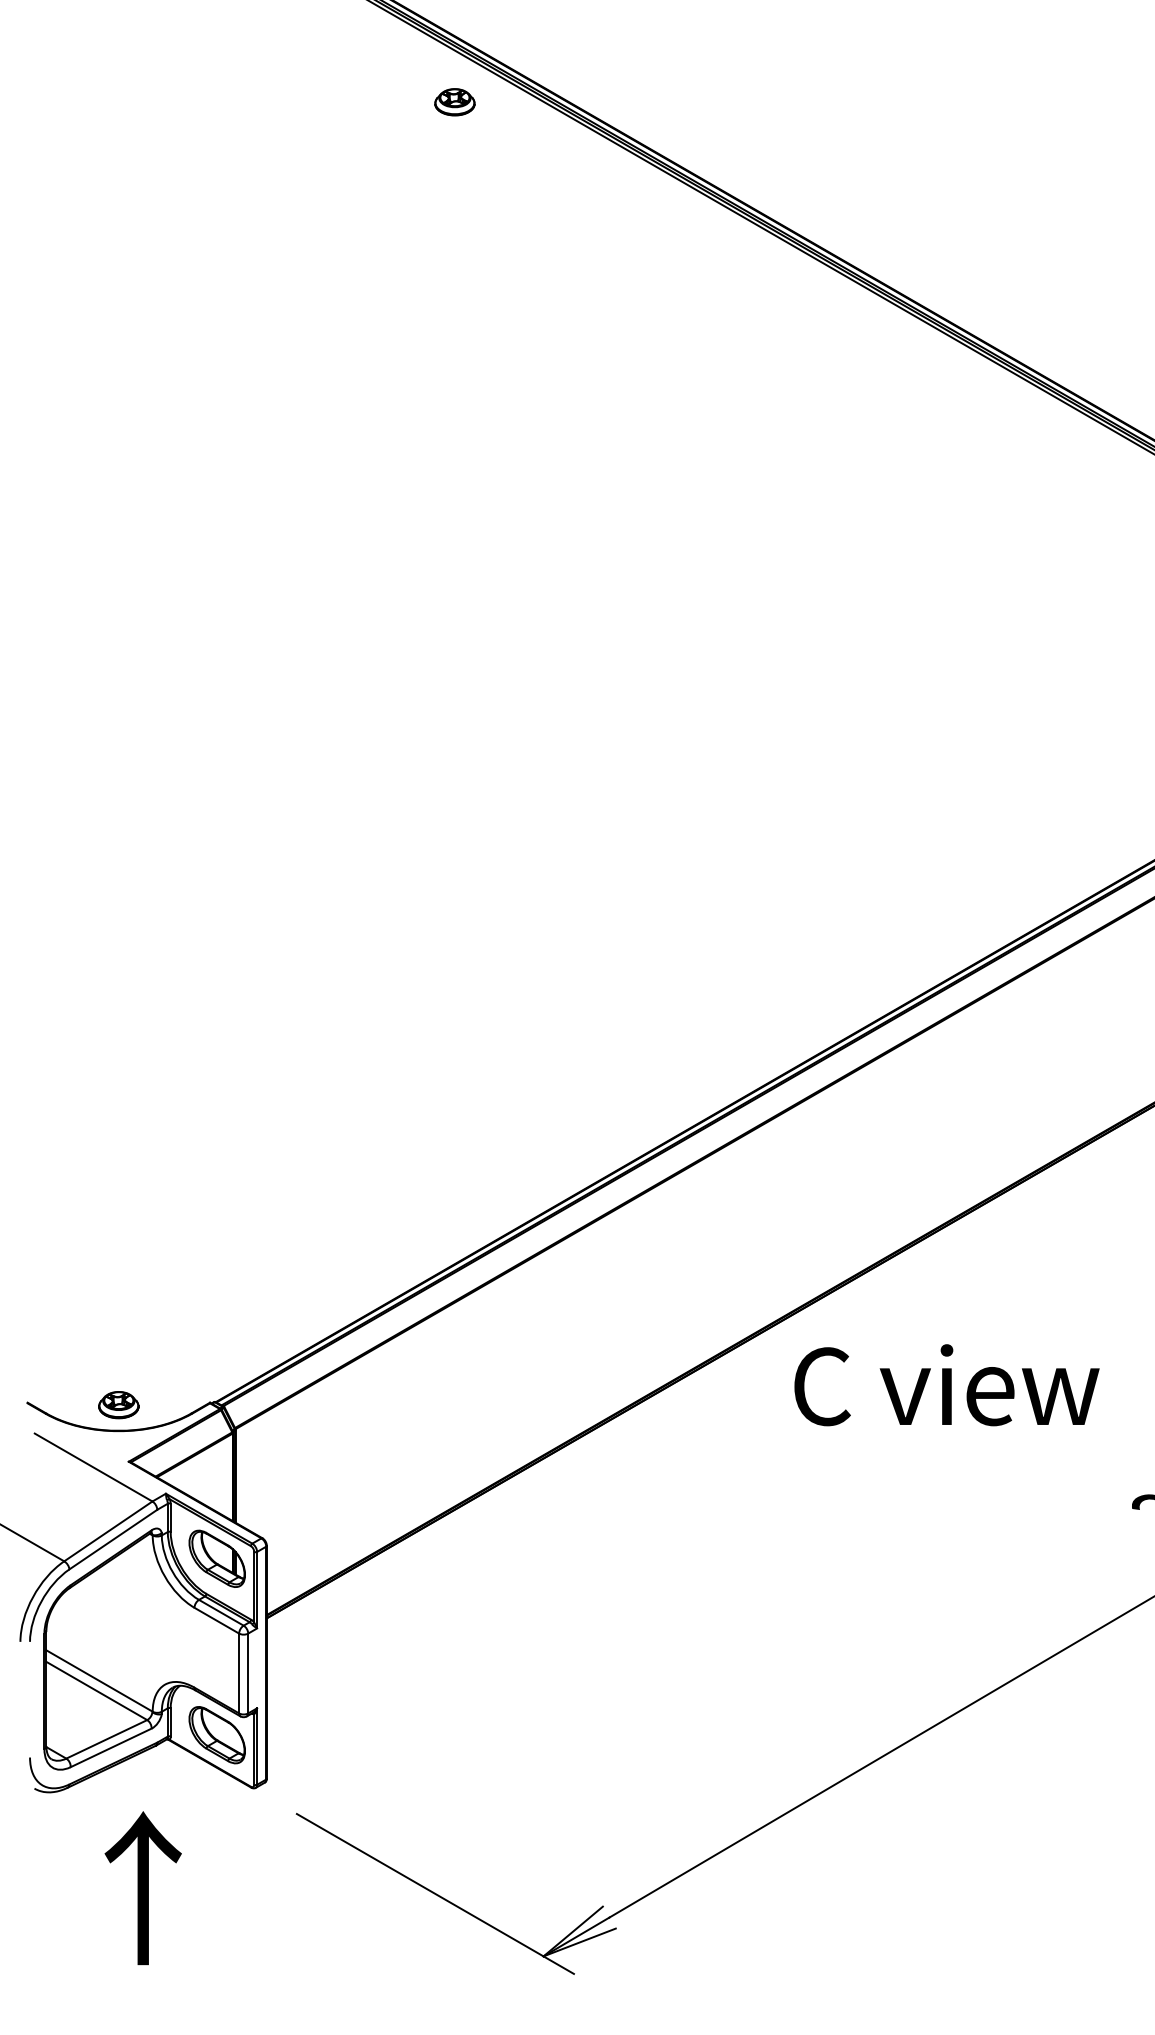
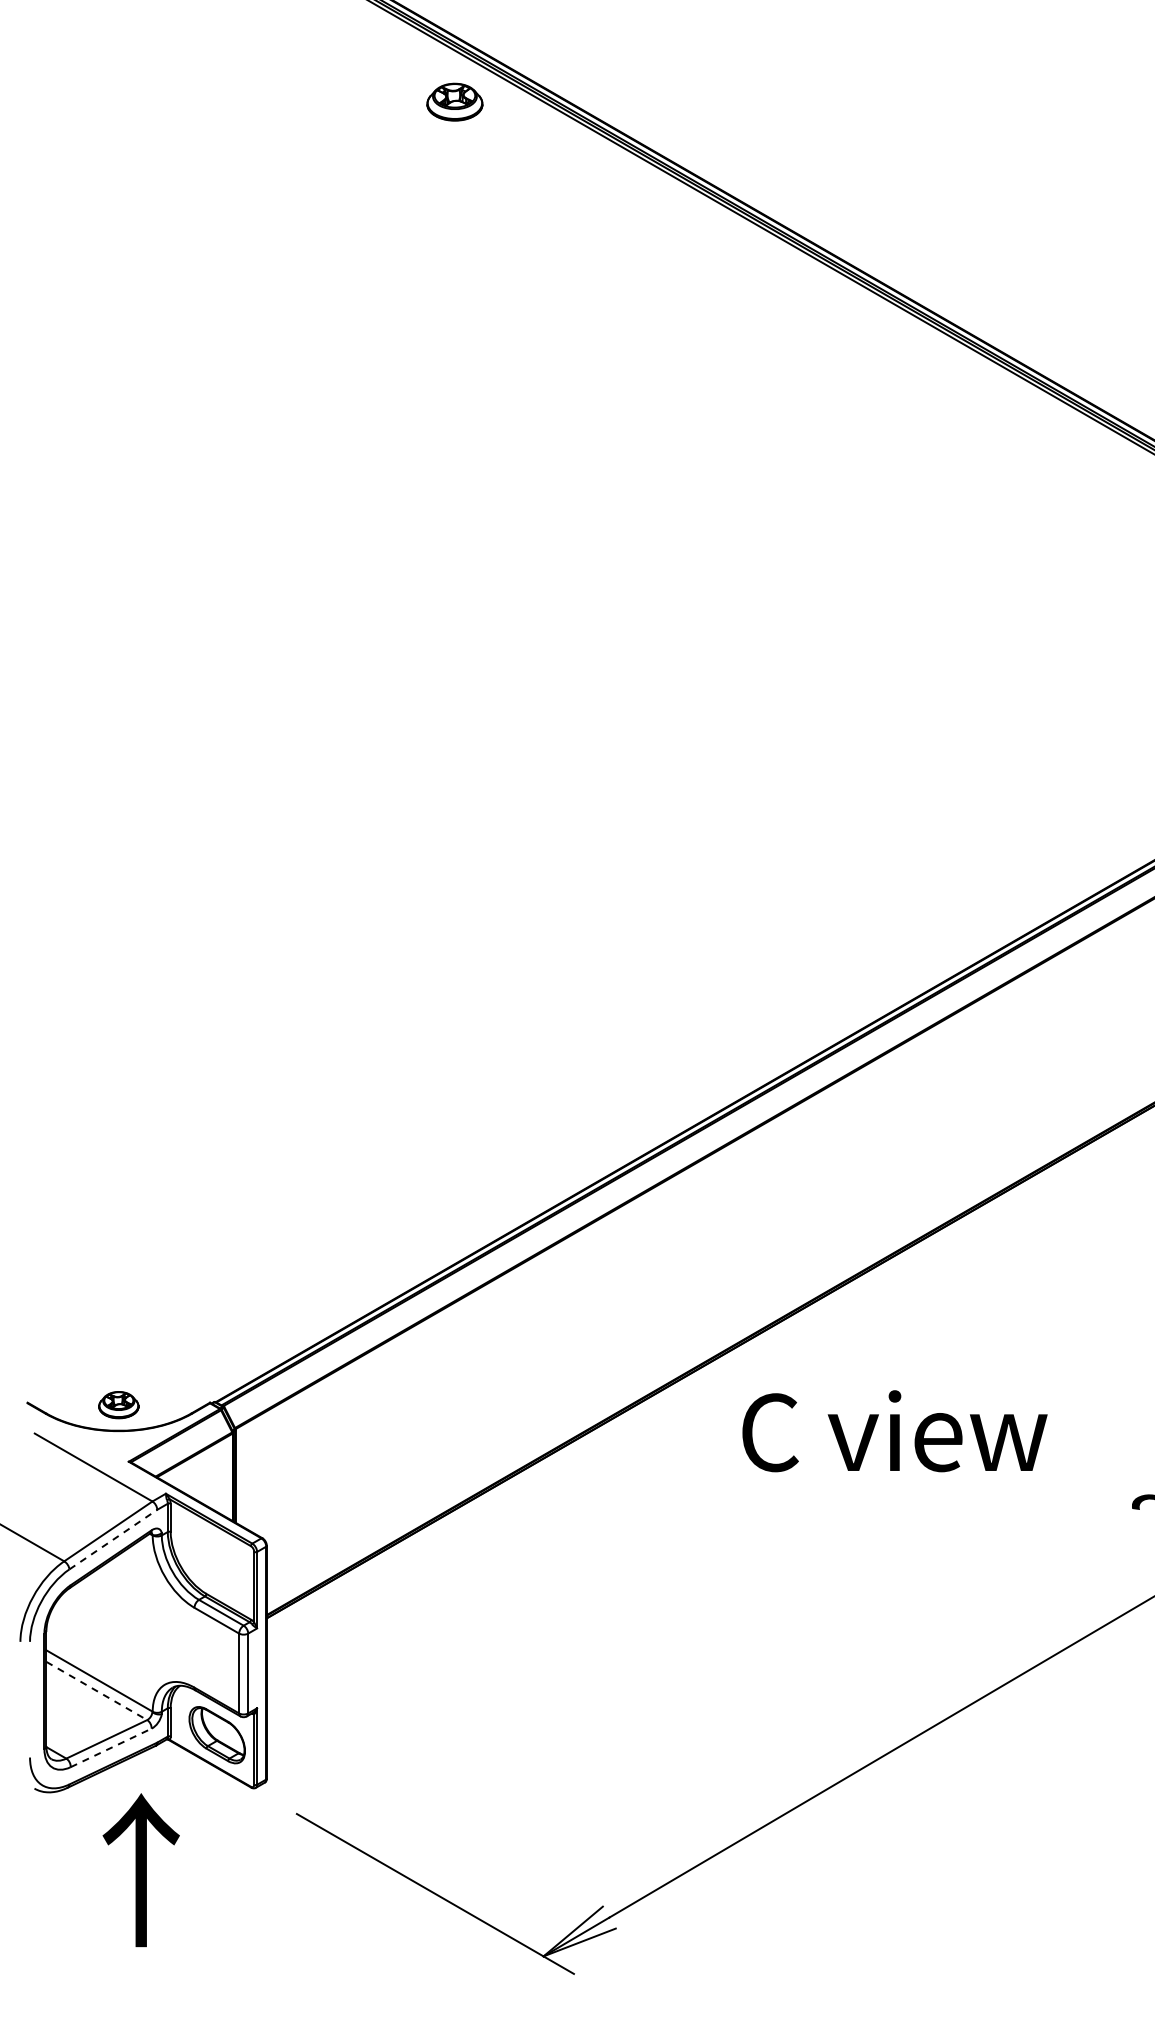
part size: 42x29 px -> 58x40 px (454, 101)
text position: (946, 1385) -> (894, 1431) (894, 1431)
line: solid -> dashed (113, 1539)
part: present -> none (216, 1558)
line: solid -> dashed (97, 1691)
line: solid -> dashed (111, 1747)
text position: (142, 1888) -> (140, 1870) (140, 1870)
